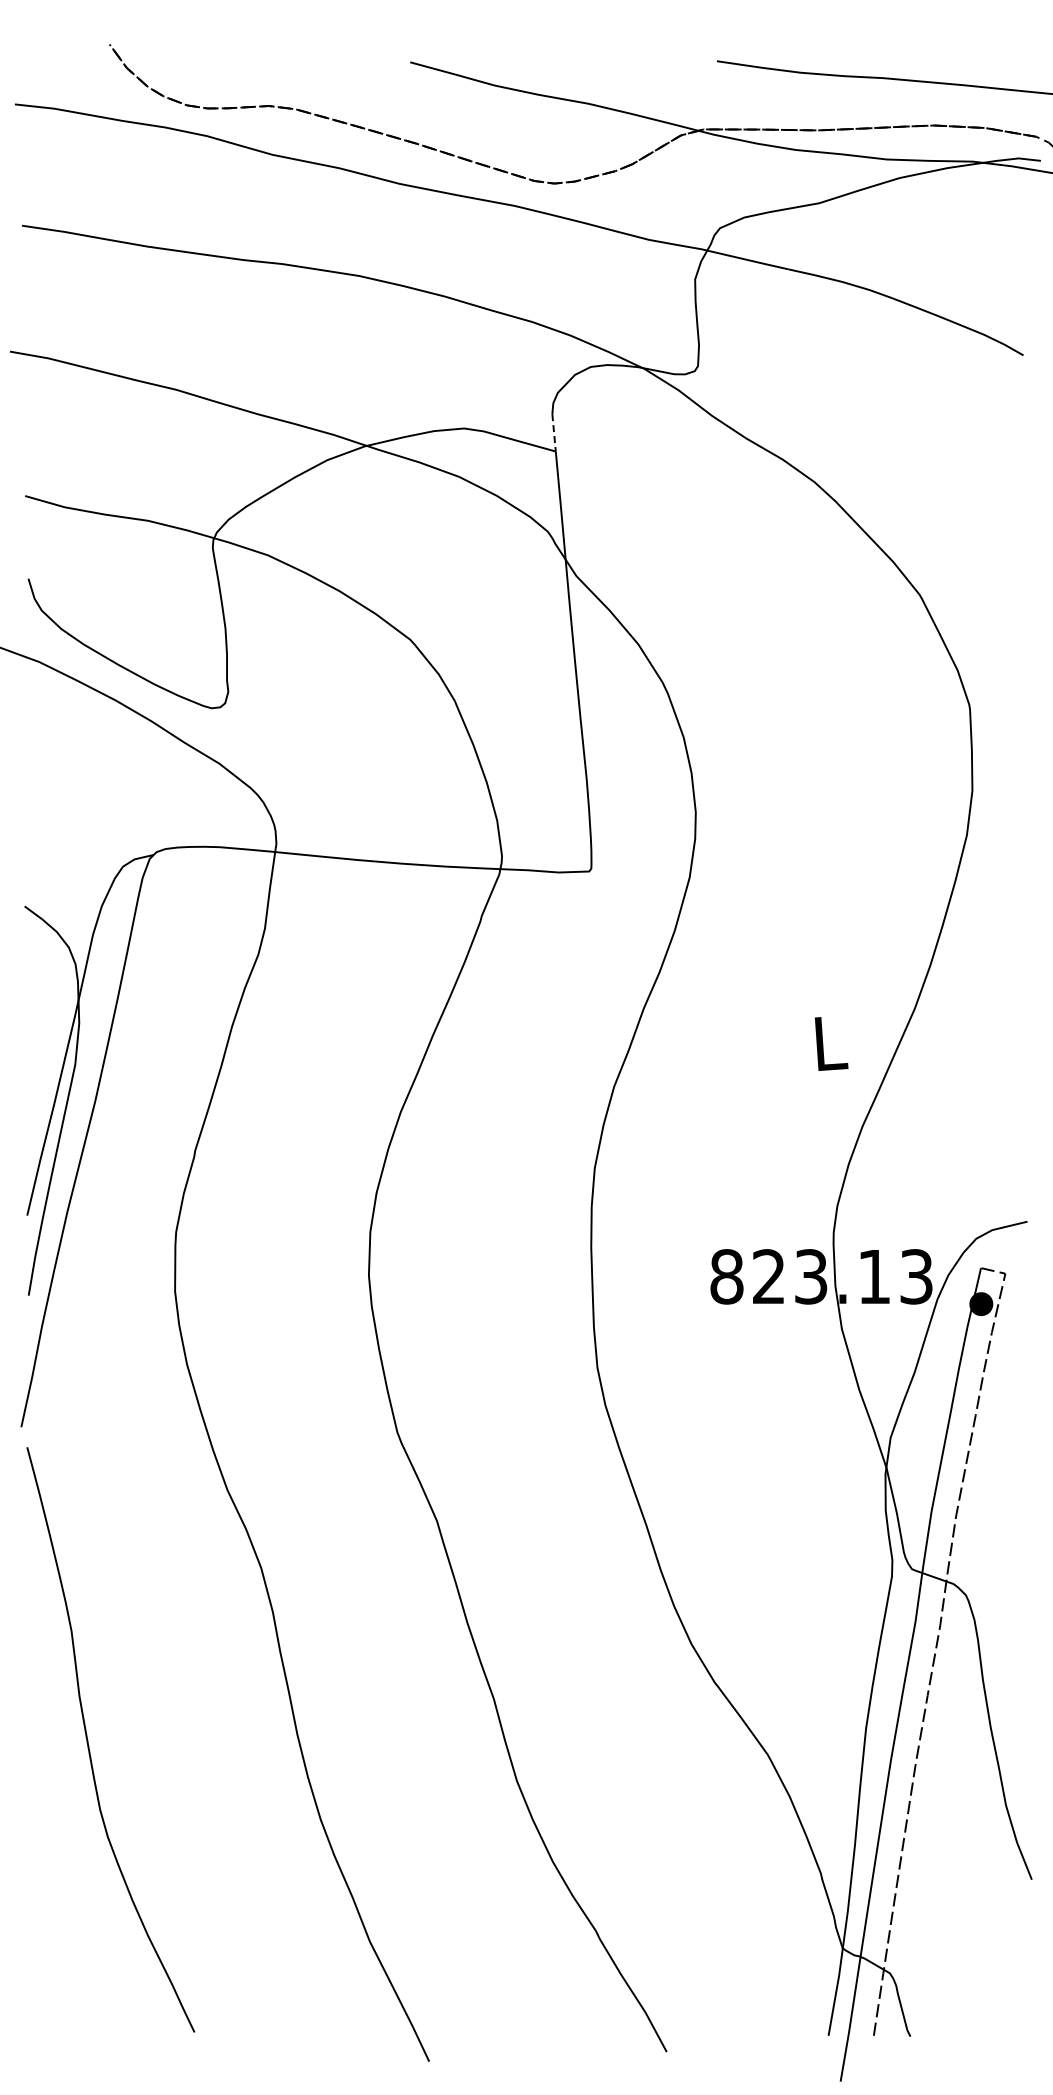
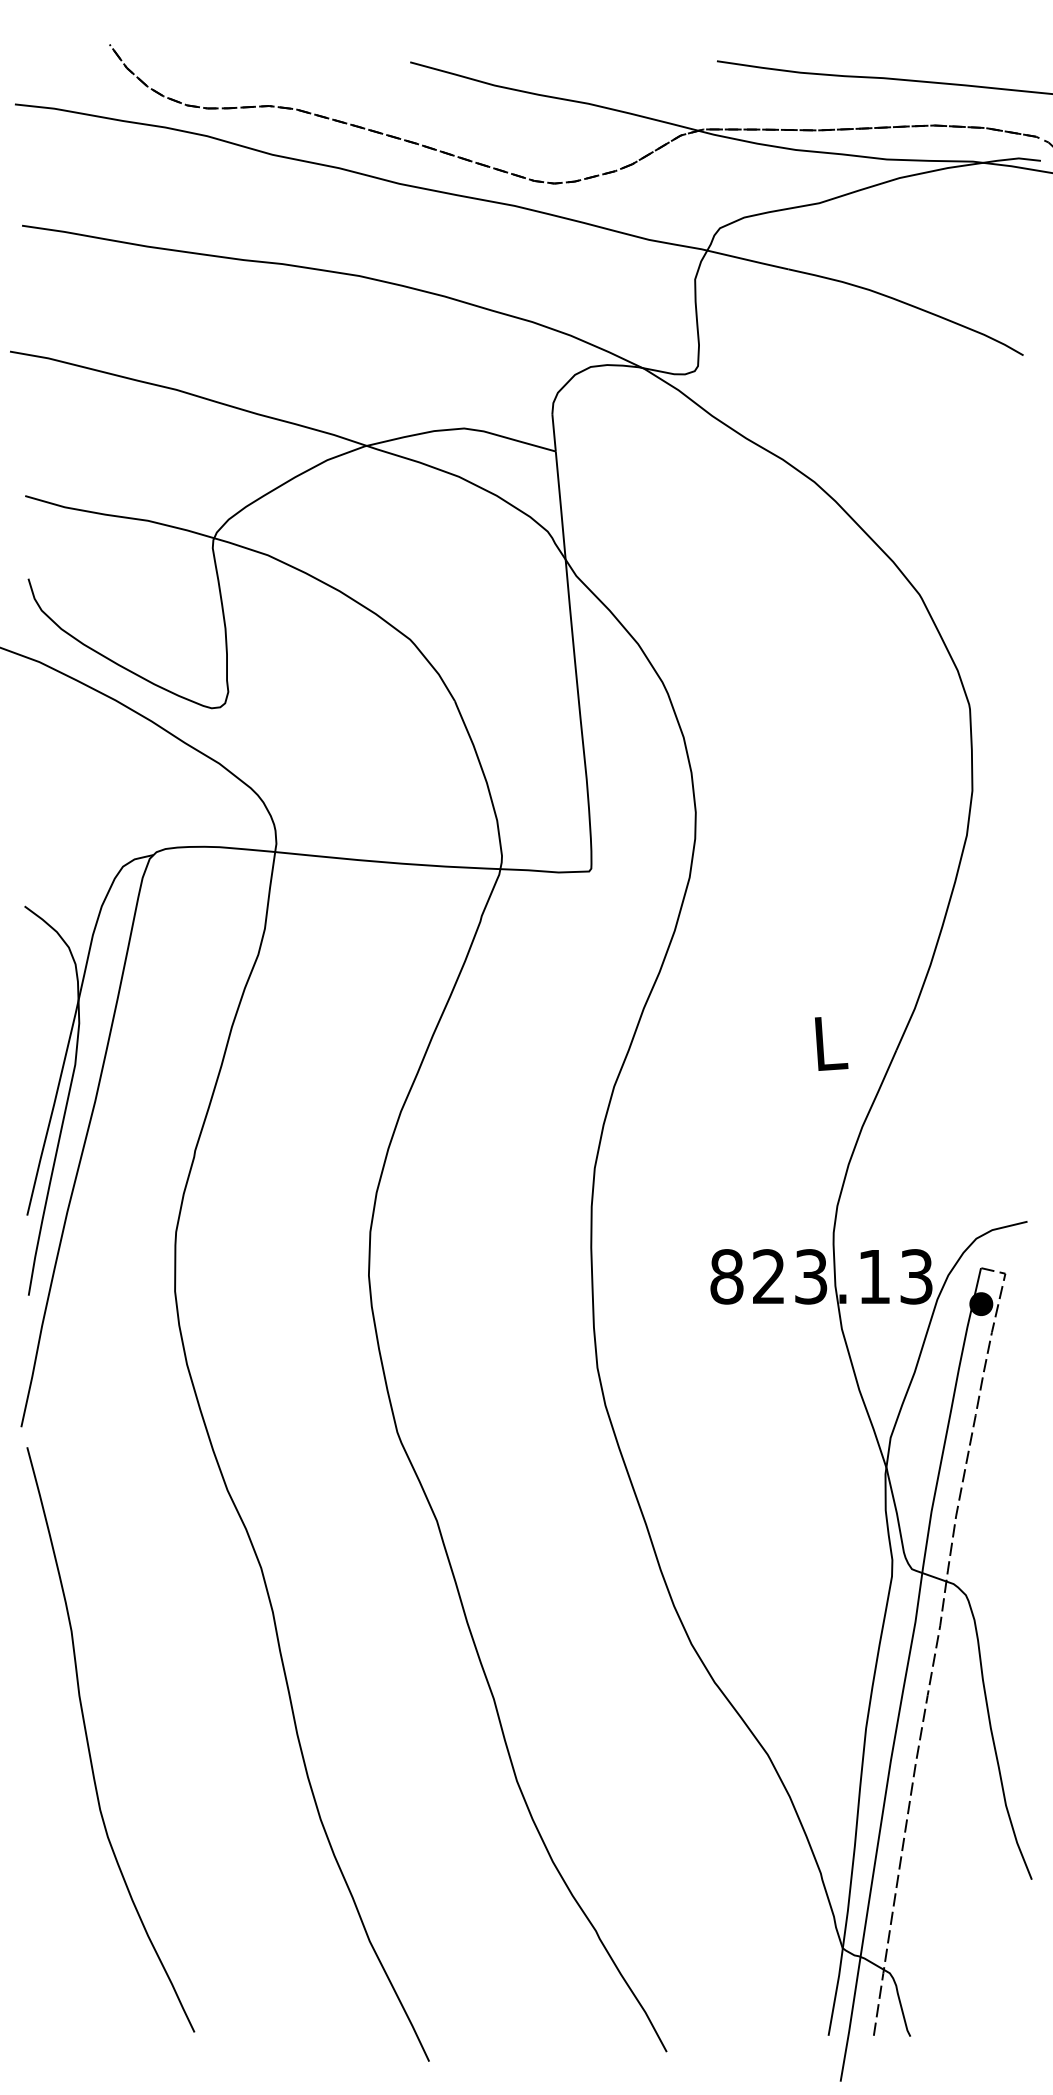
line: dashed -> solid (554, 432)
